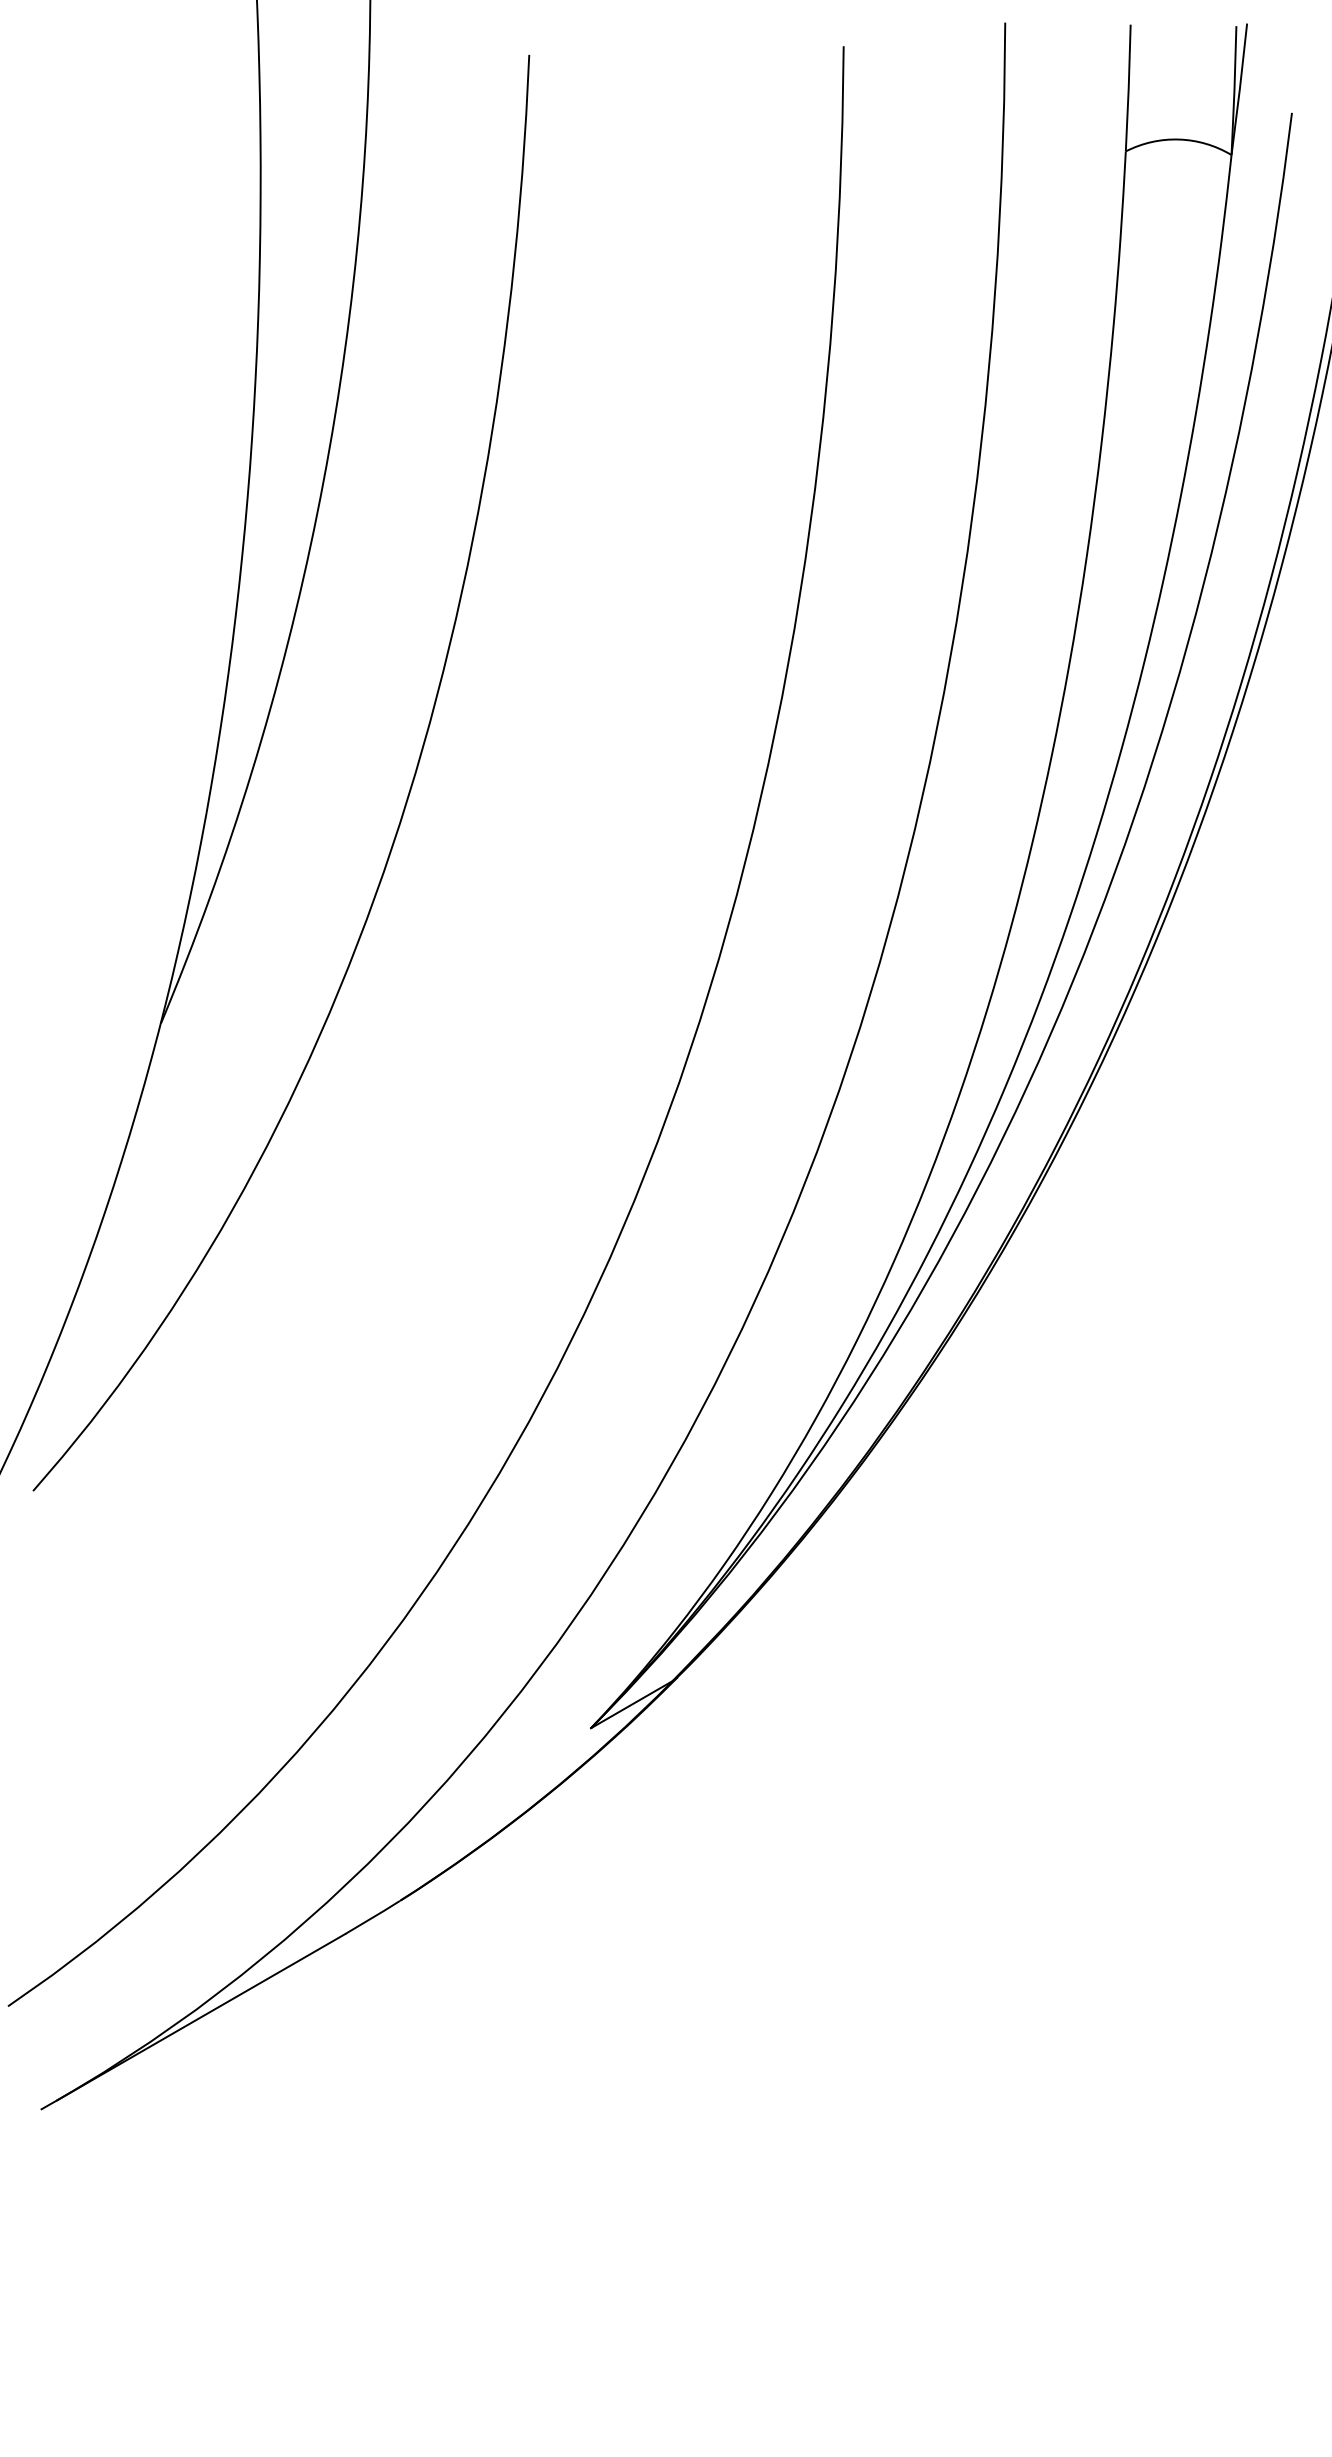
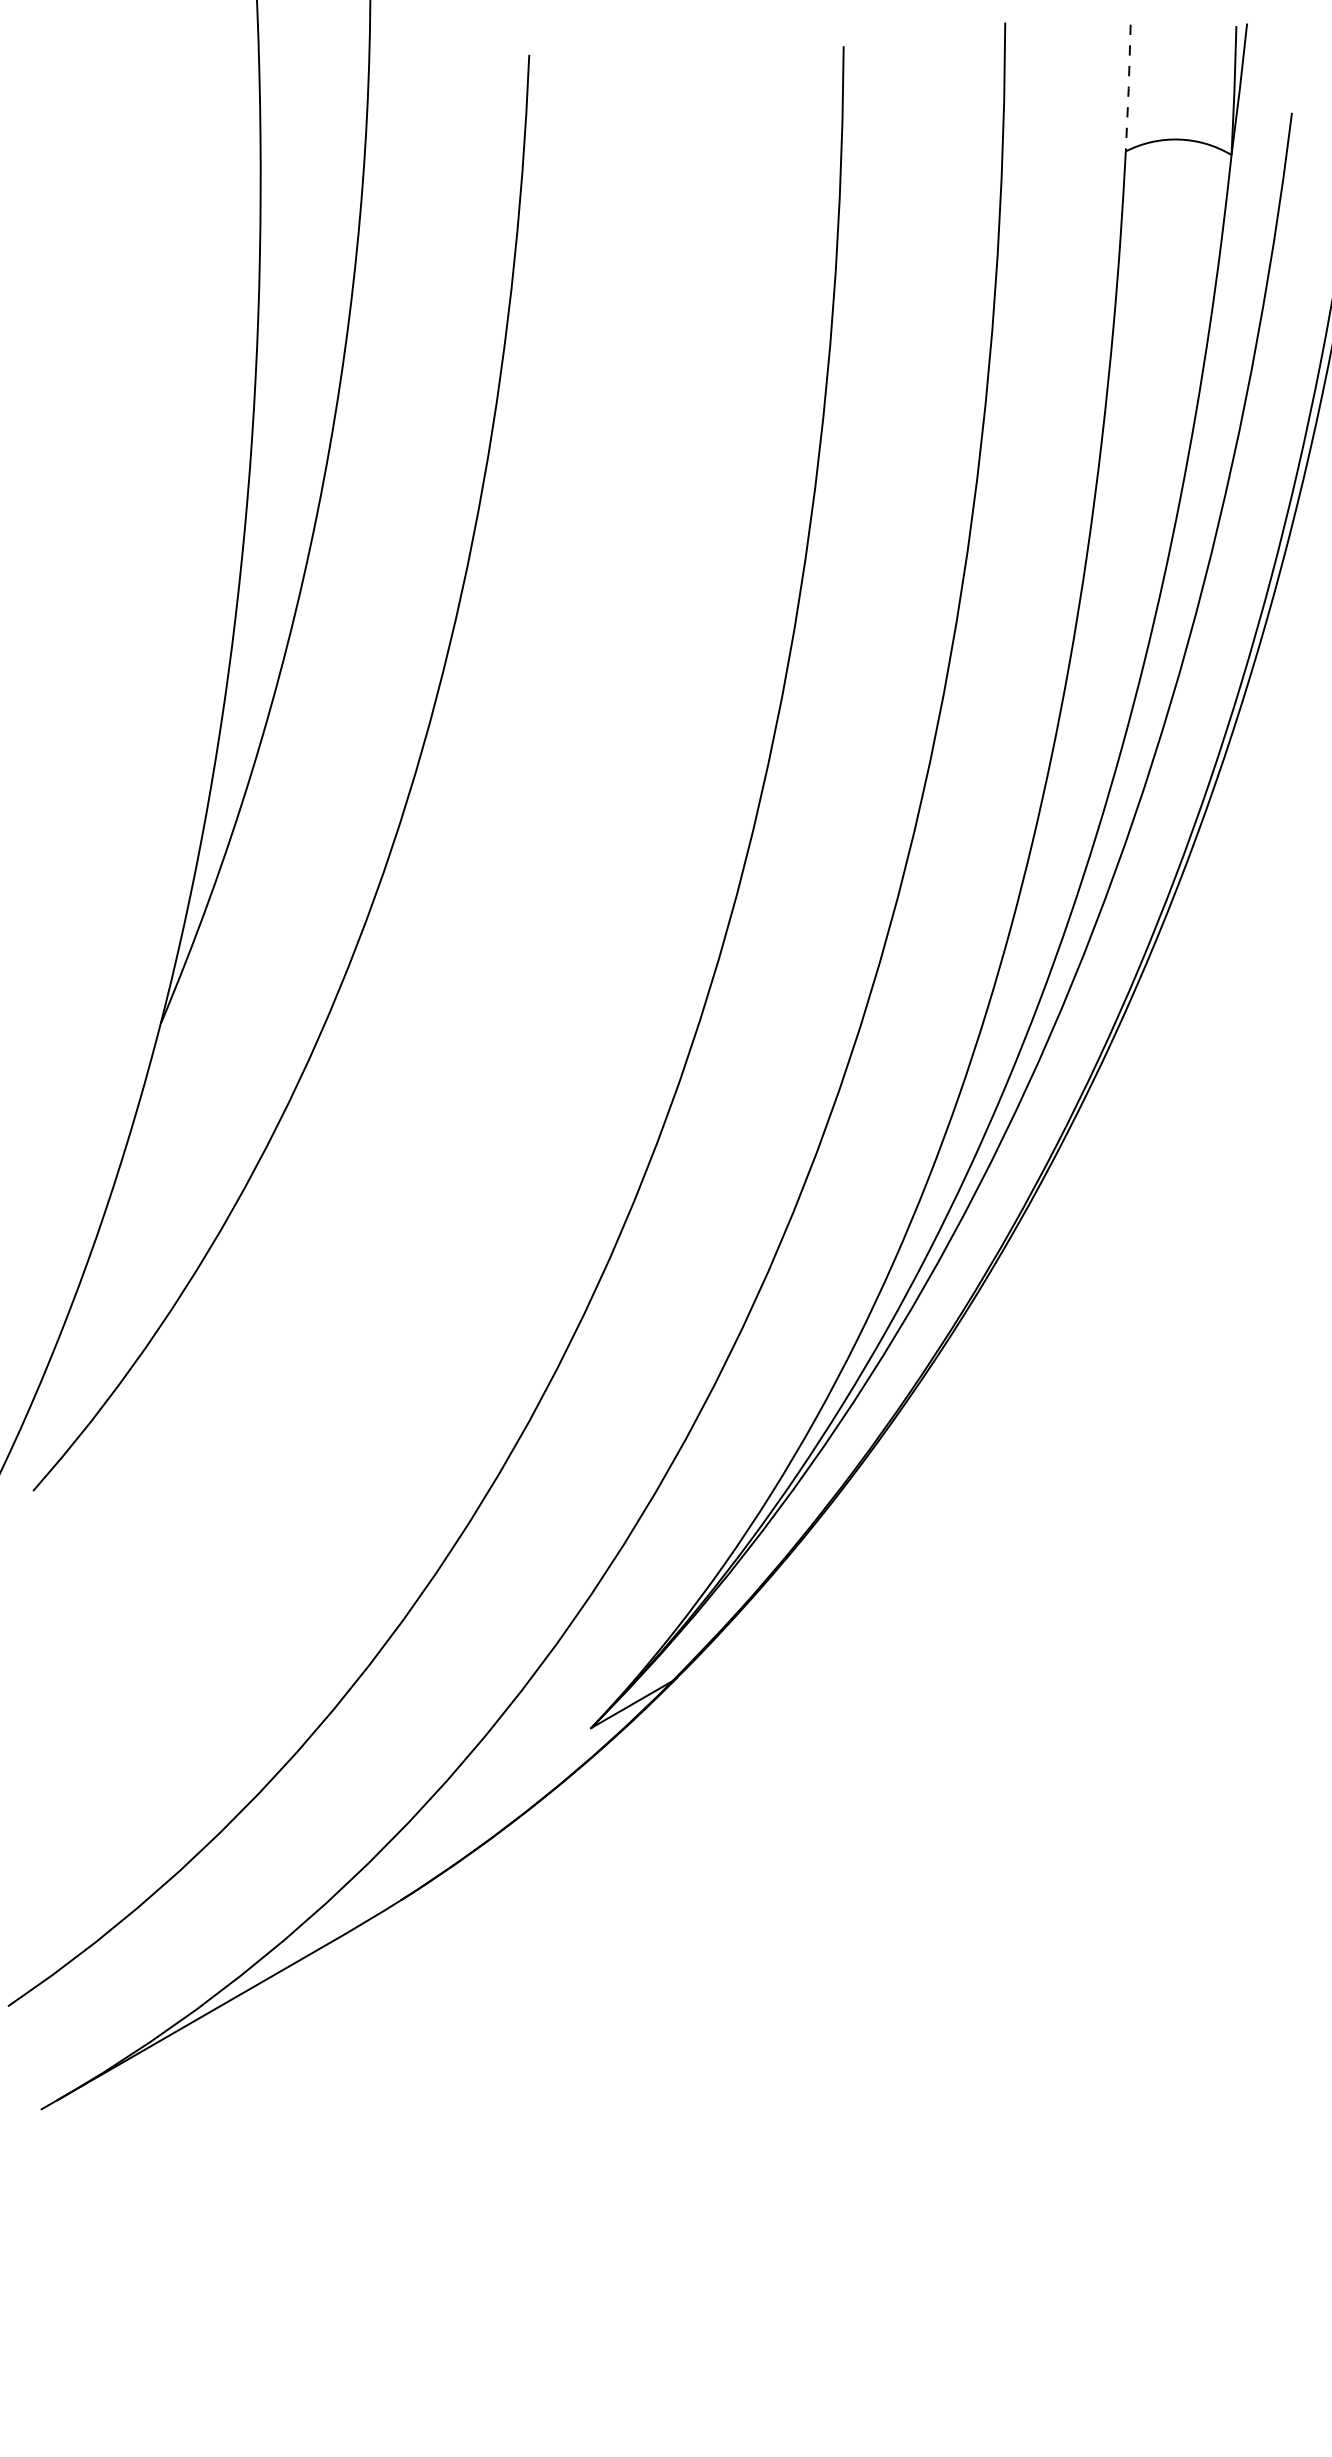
line: solid -> dashed (1128, 88)
